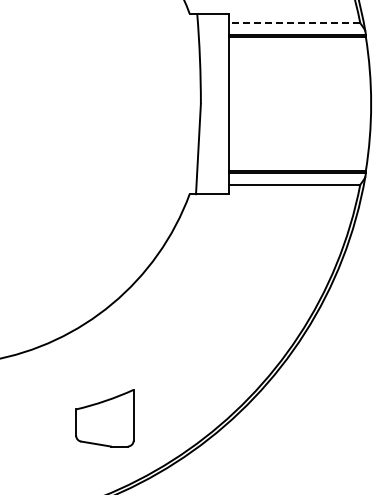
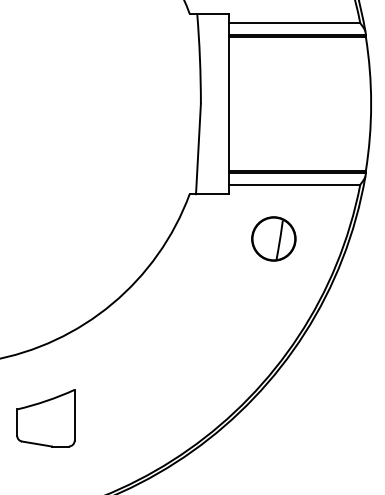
line: dashed -> solid (294, 23)
part: none -> present (273, 238)
part position: (104, 418) -> (45, 418) (45, 418)
